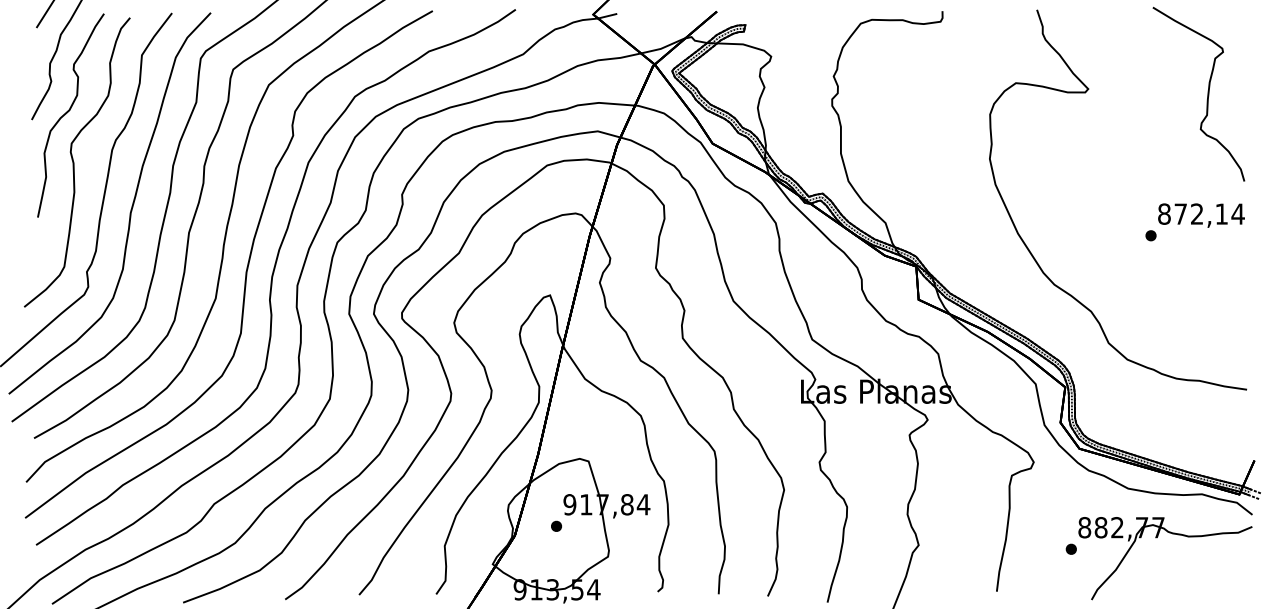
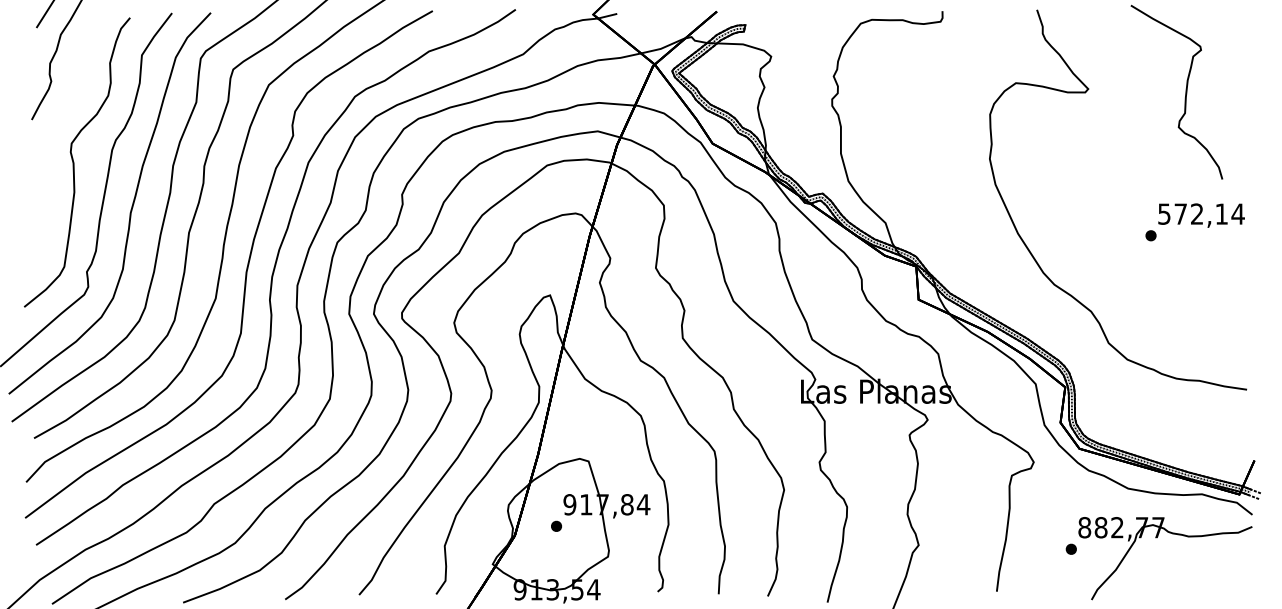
curve position: (1207, 93) -> (1185, 91) (1185, 91)
curve: present -> none (68, 112)
text: 872,14 -> 572,14 (1164, 213)
